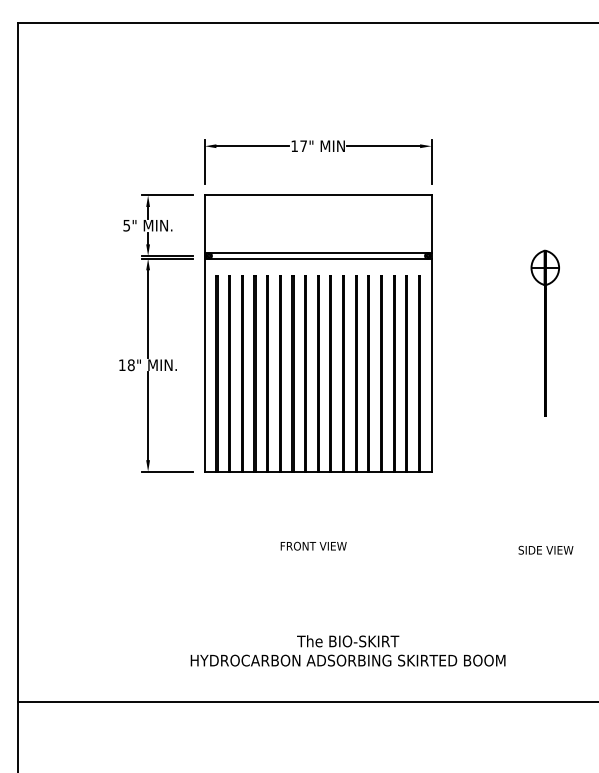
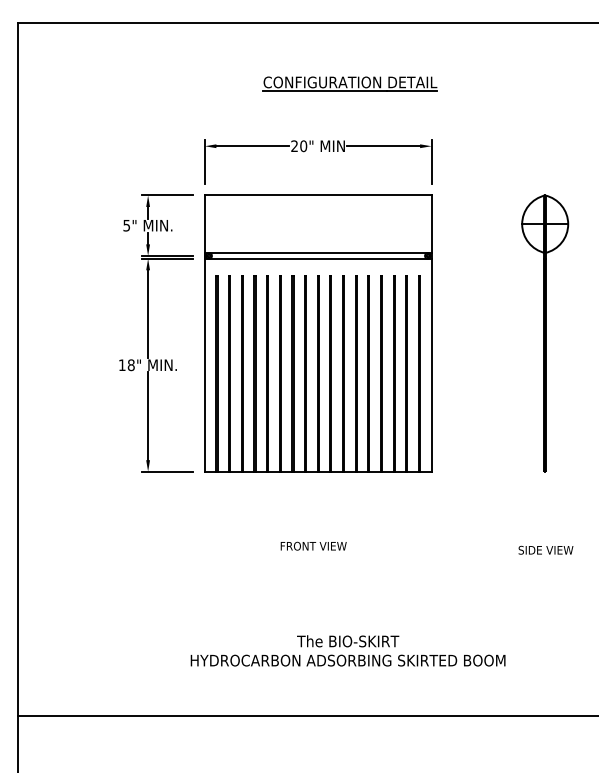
part: none -> present (349, 83)
text: 17" -> 20" (299, 146)
part size: 30x168 px -> 49x279 px (545, 333)
line position: (306, 701) -> (306, 715) (306, 715)
